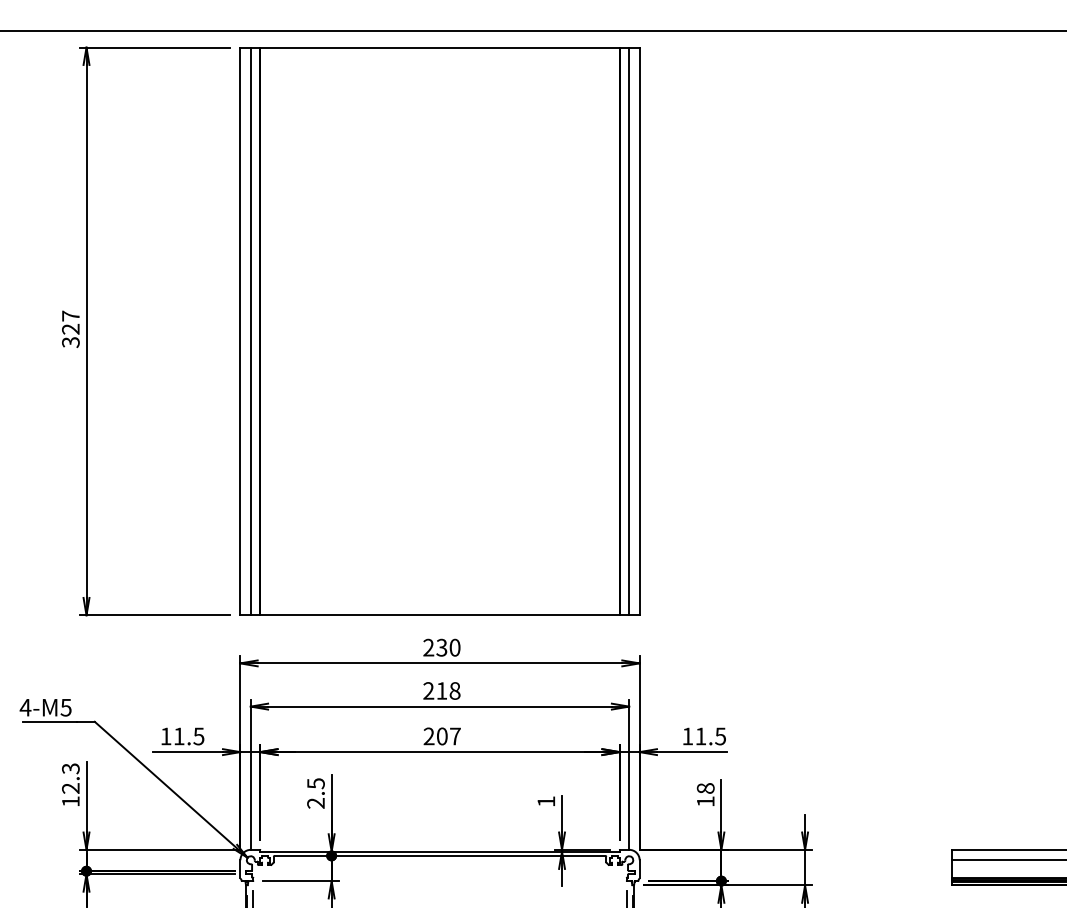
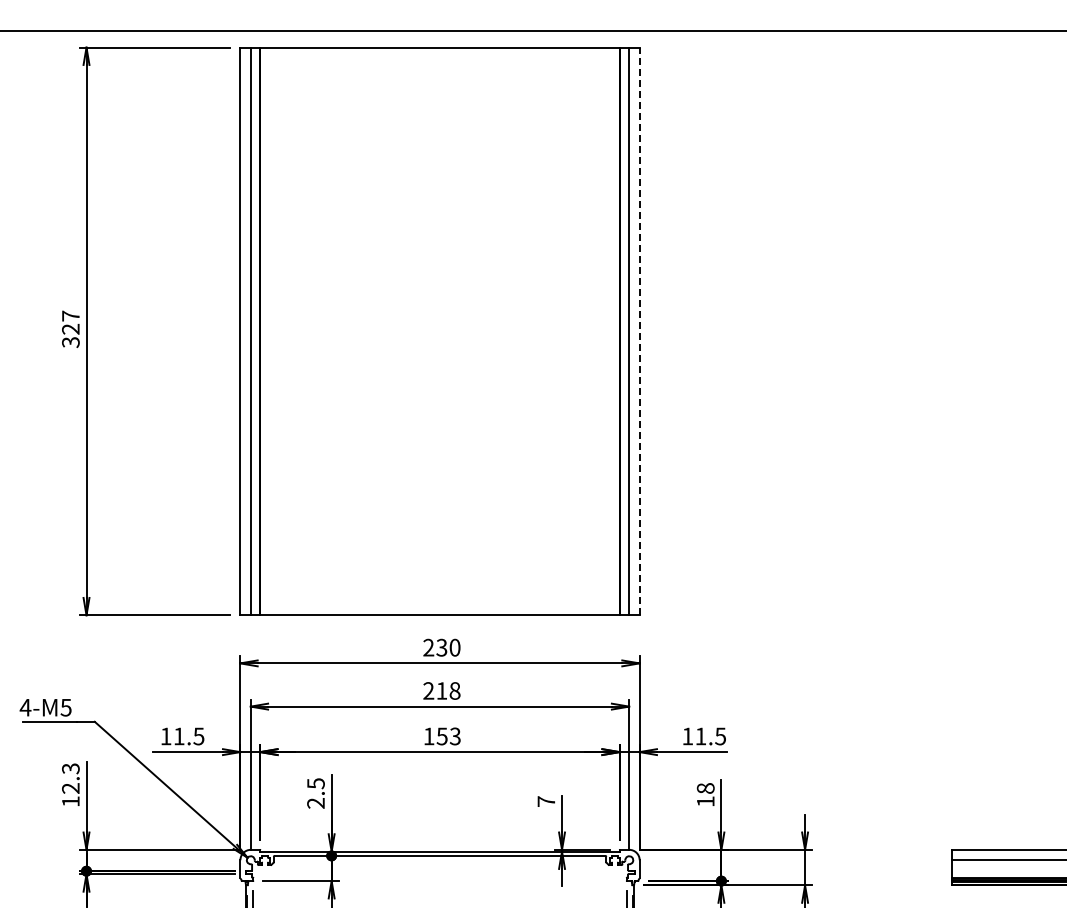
line: solid -> dashed (639, 331)
text: 207 -> 153 (441, 736)
text: 1 -> 7 (546, 801)
